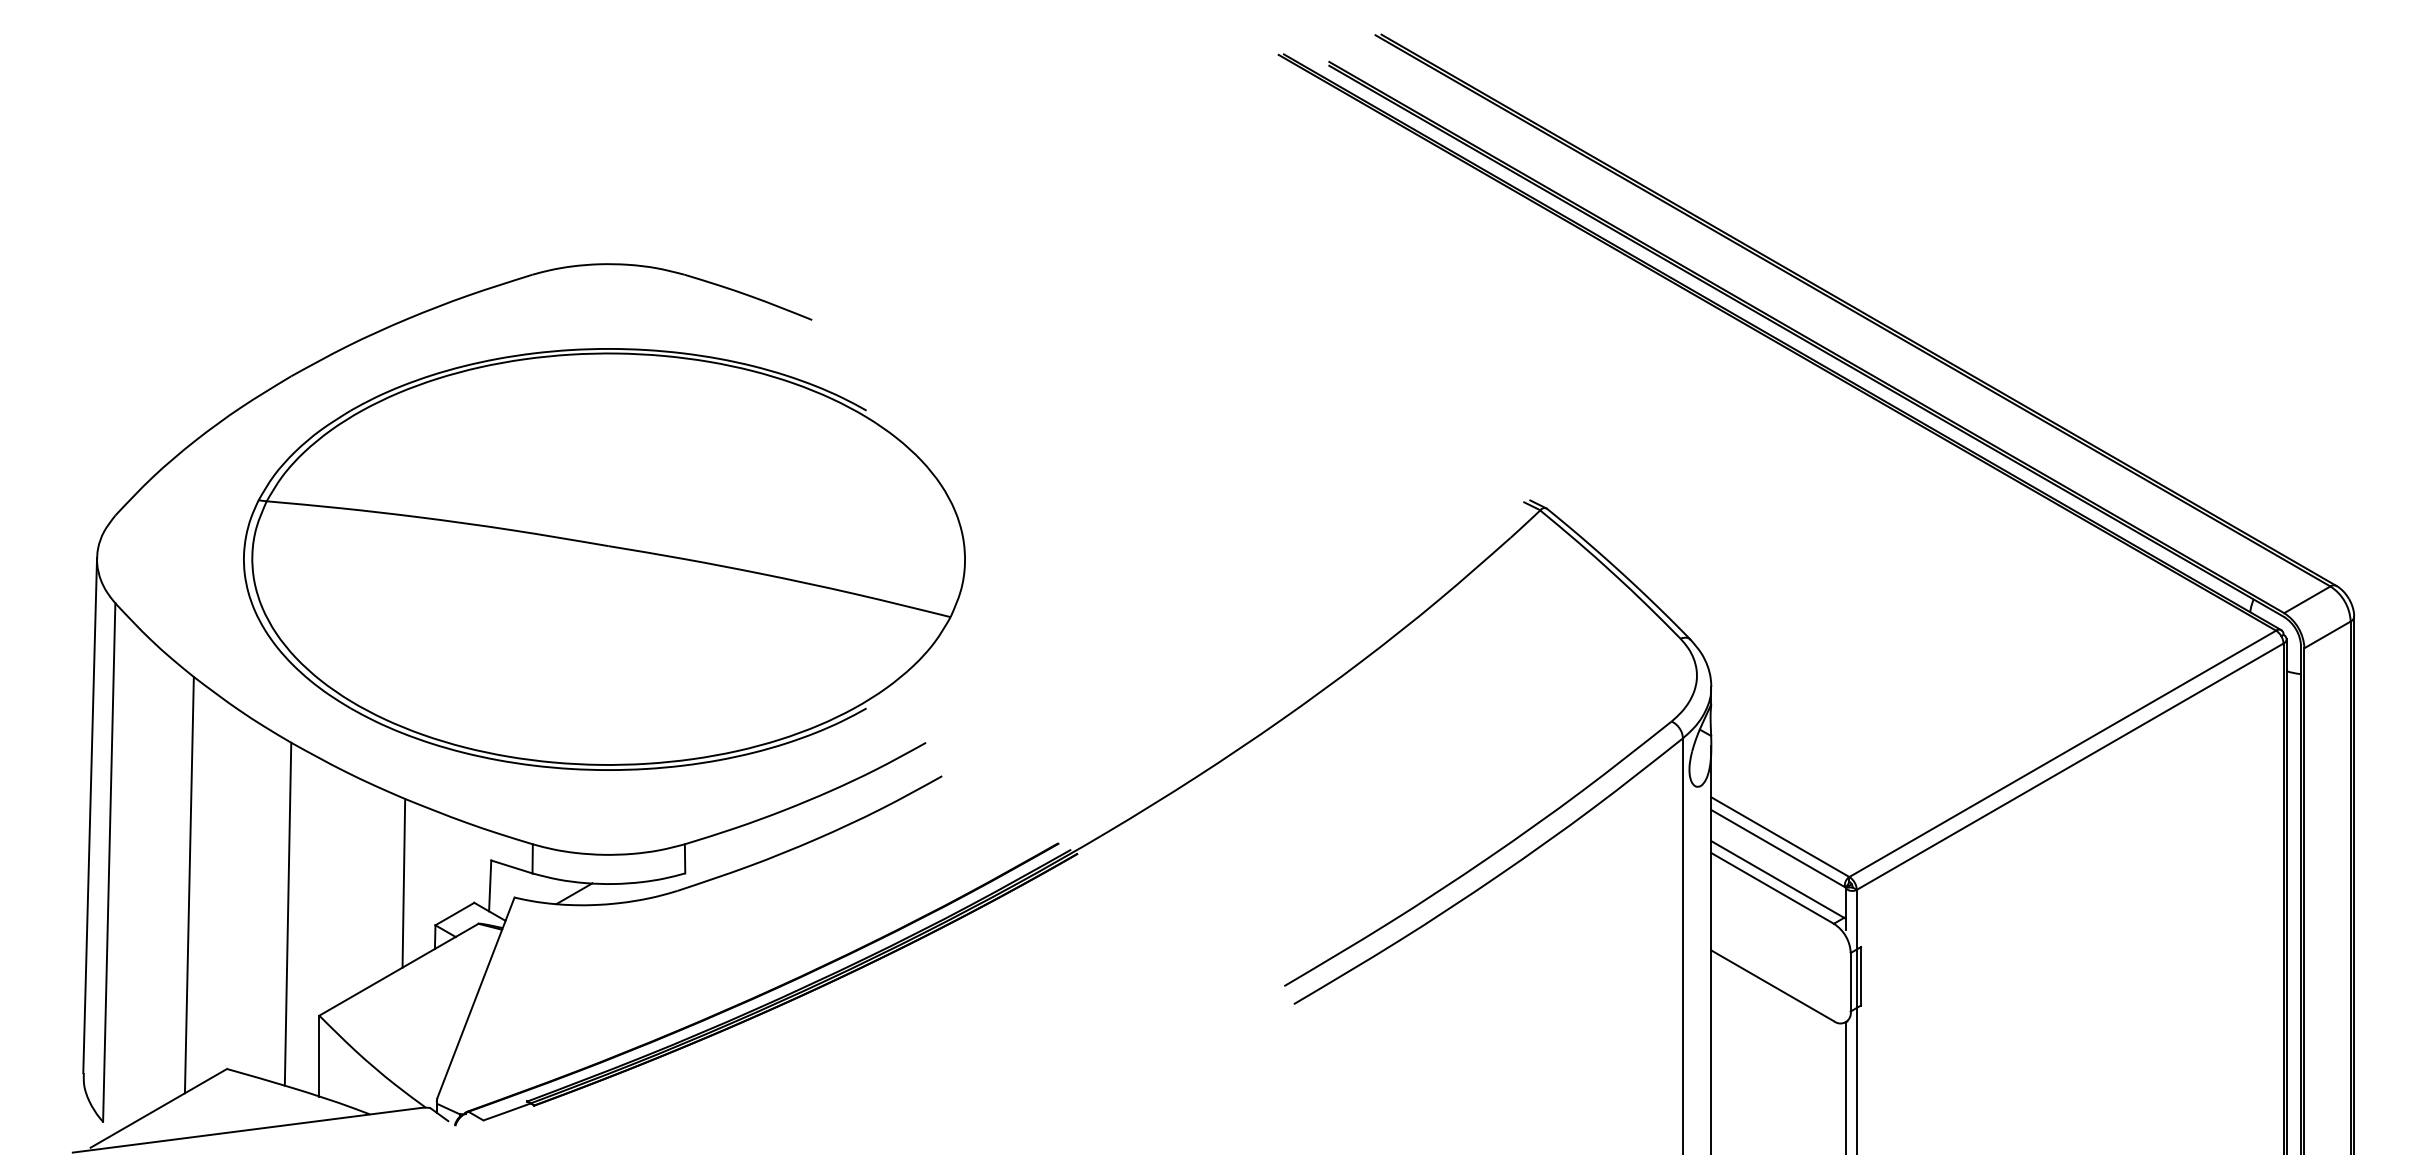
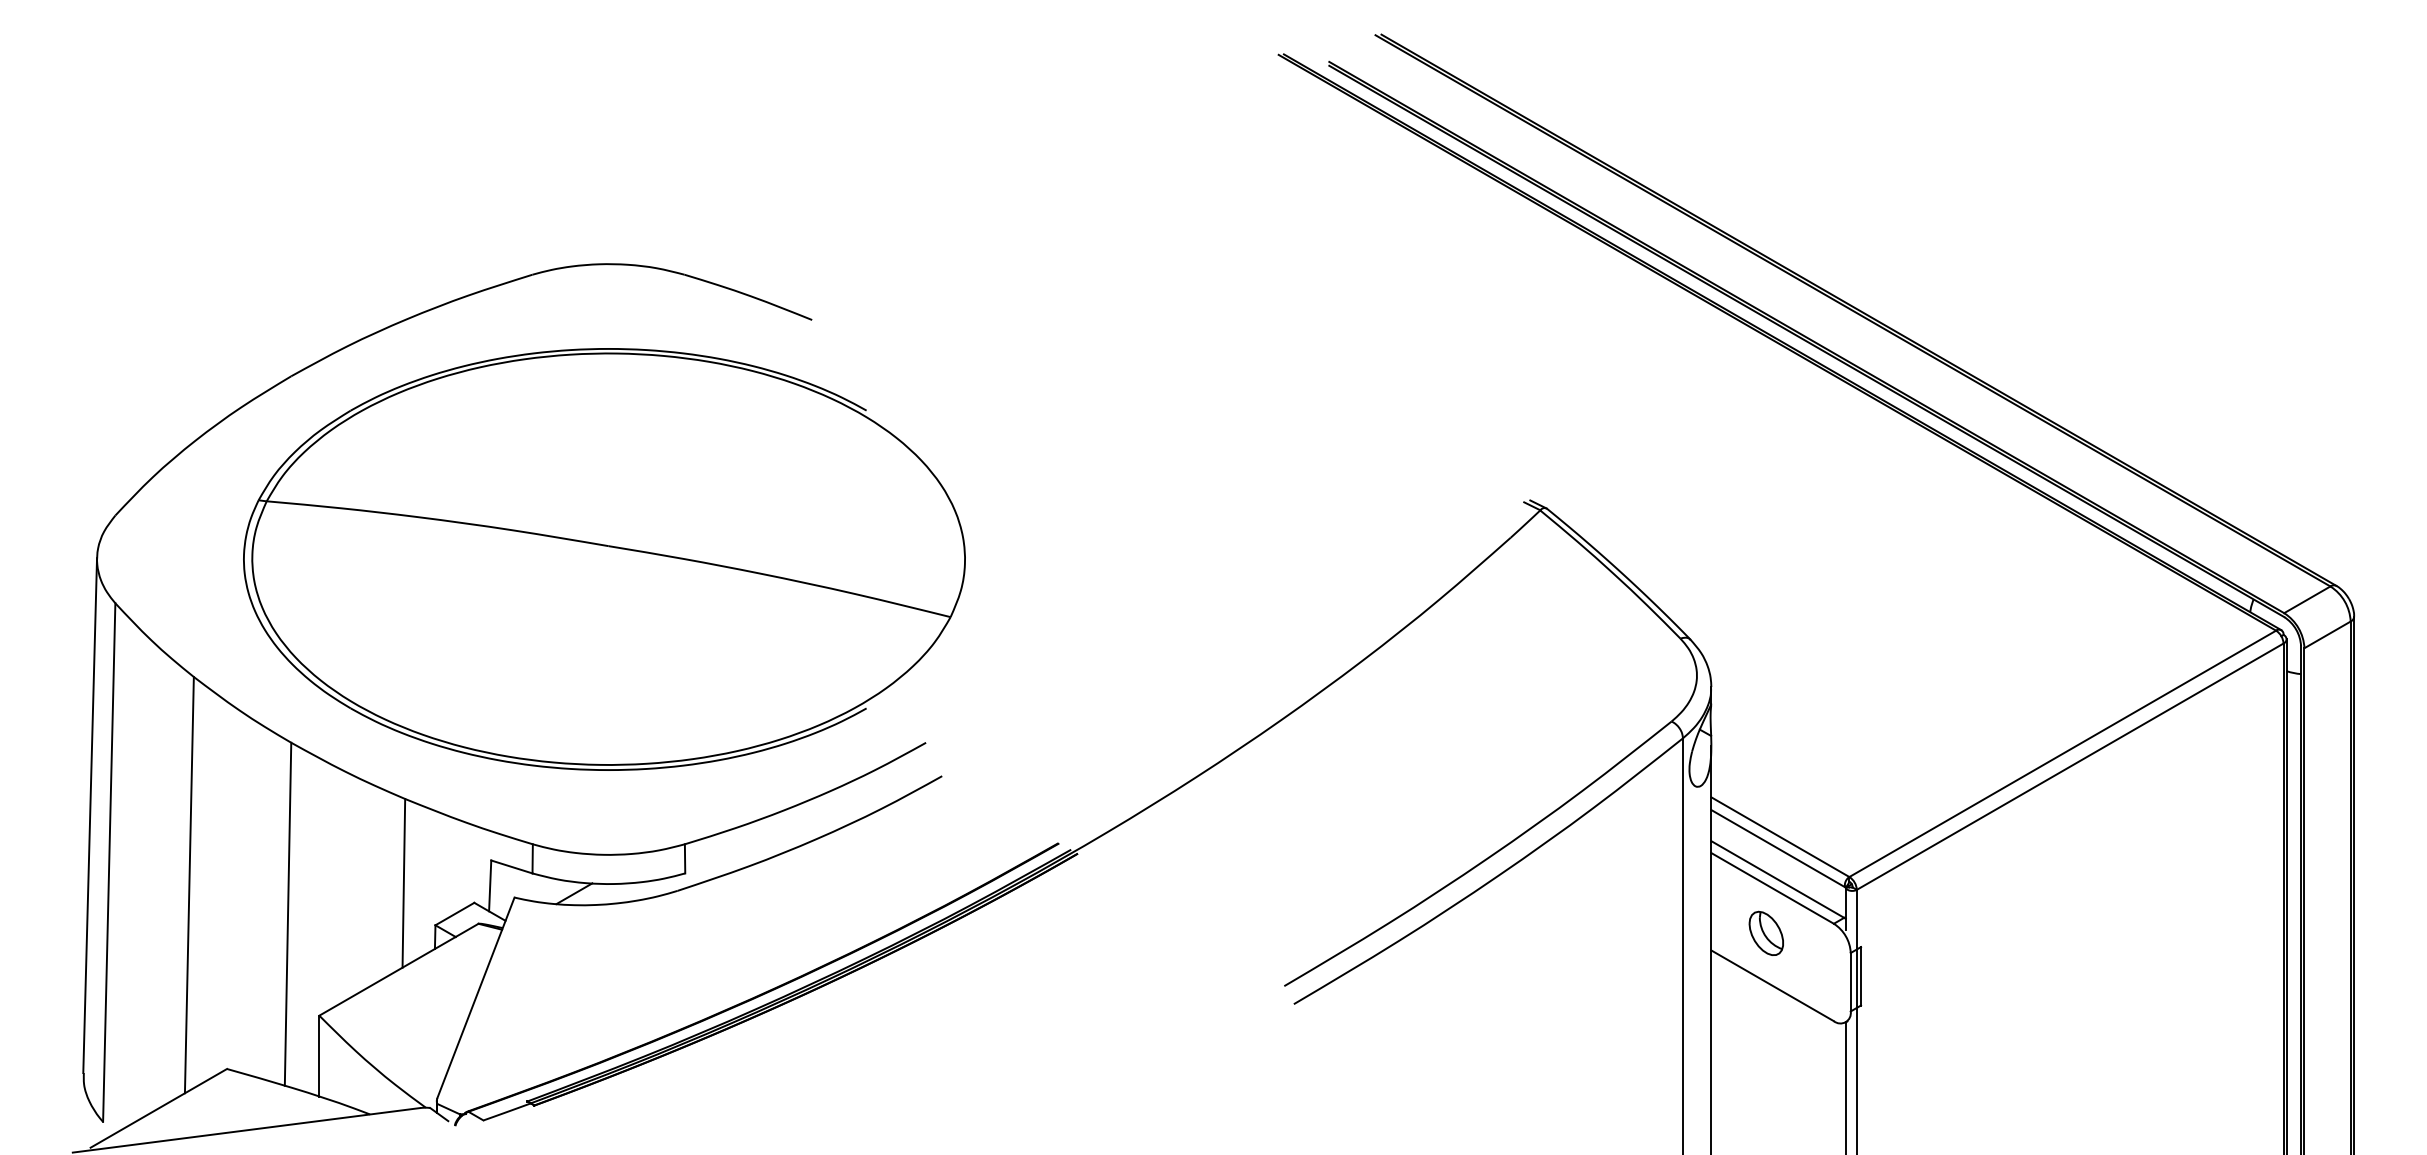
part: none -> present (1765, 932)
